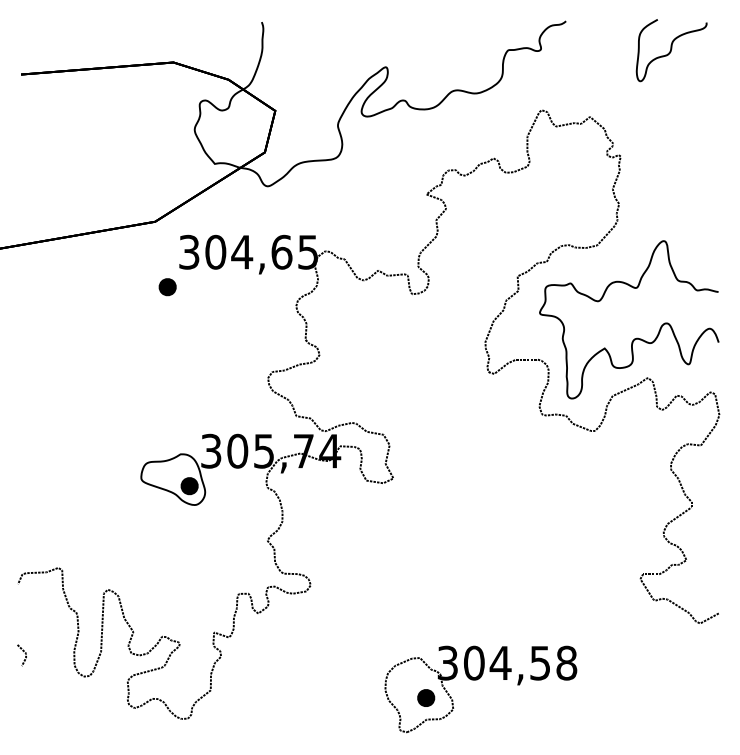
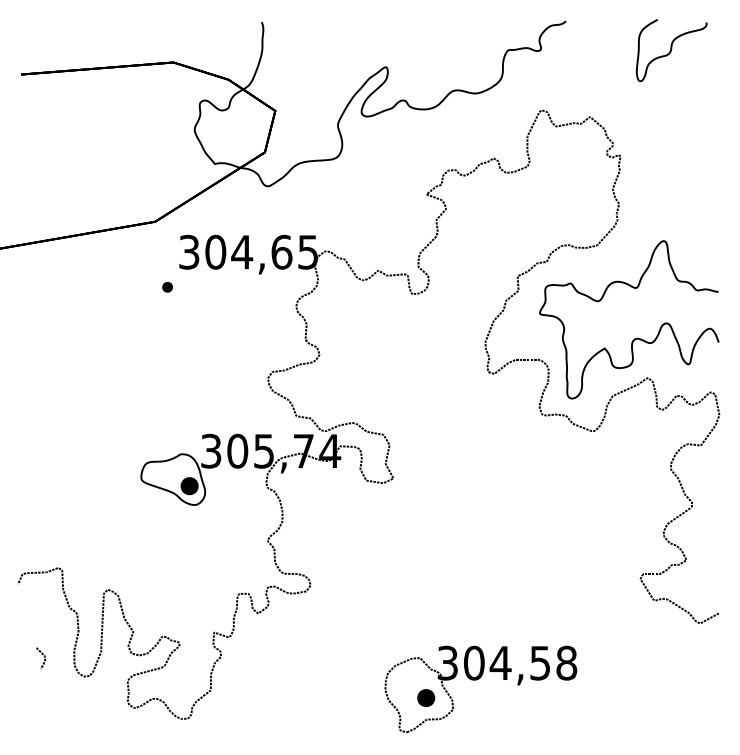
part size: 19x19 px -> 11x11 px (167, 287)
line position: (23, 652) -> (42, 655) (42, 655)
